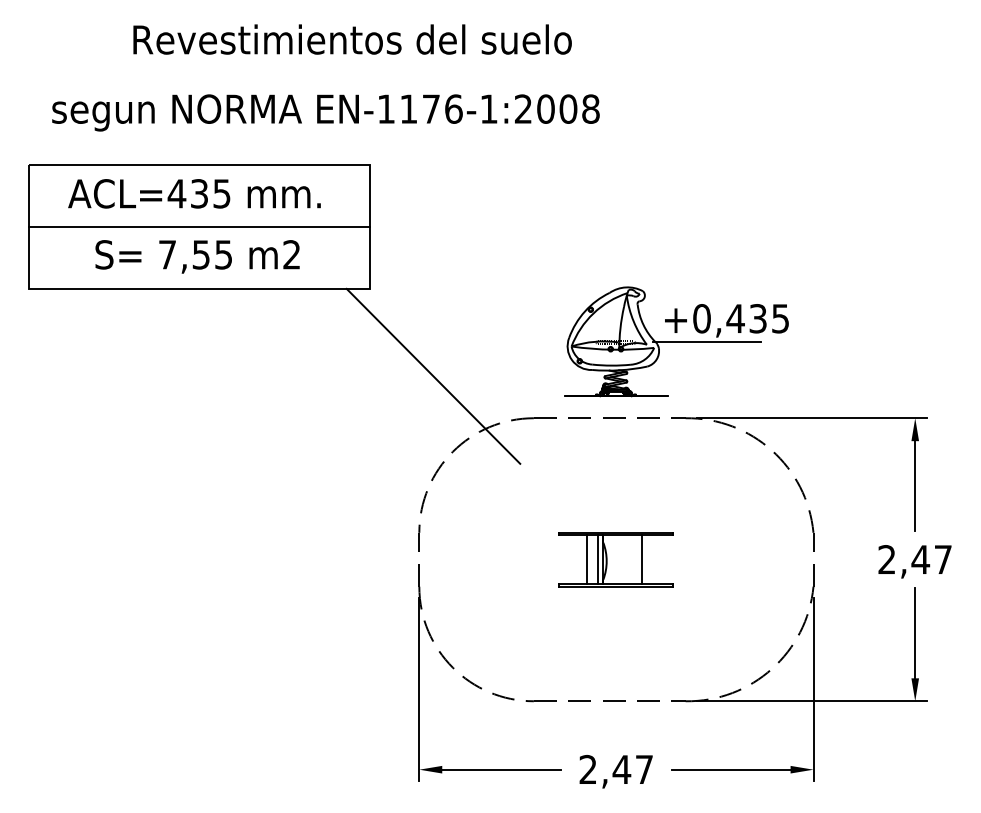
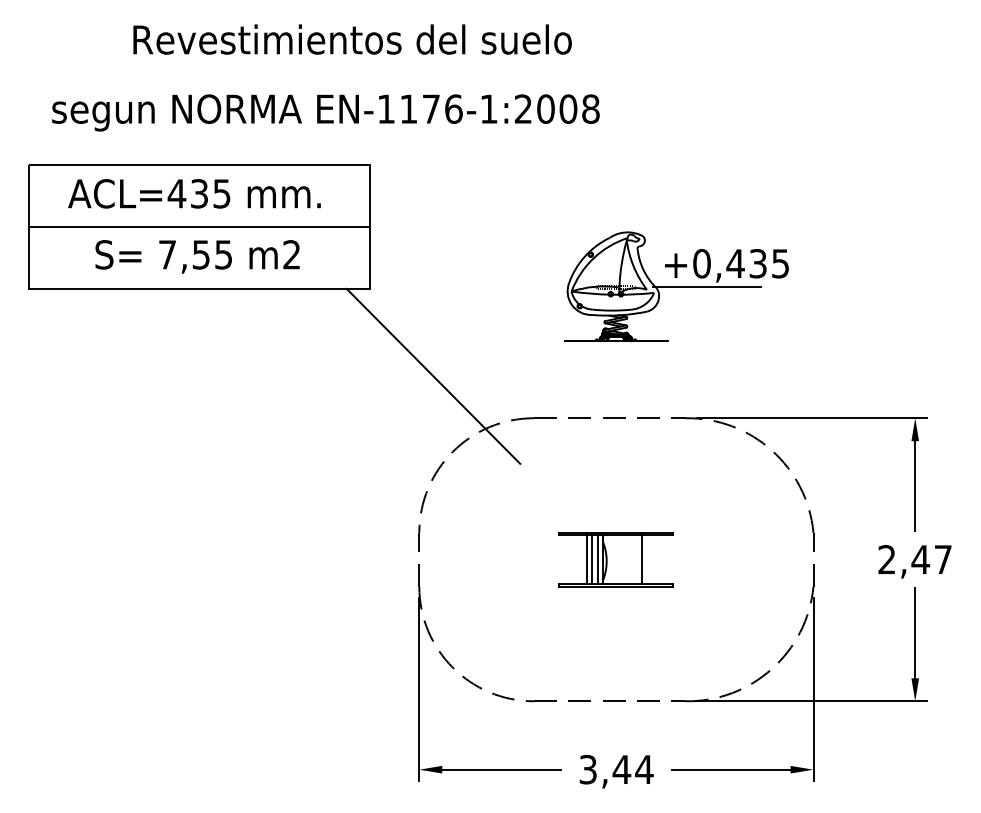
part position: (676, 341) -> (676, 286) (676, 286)
line: none -> present (591, 559)
text: 2,47 -> 3,44 (616, 769)
